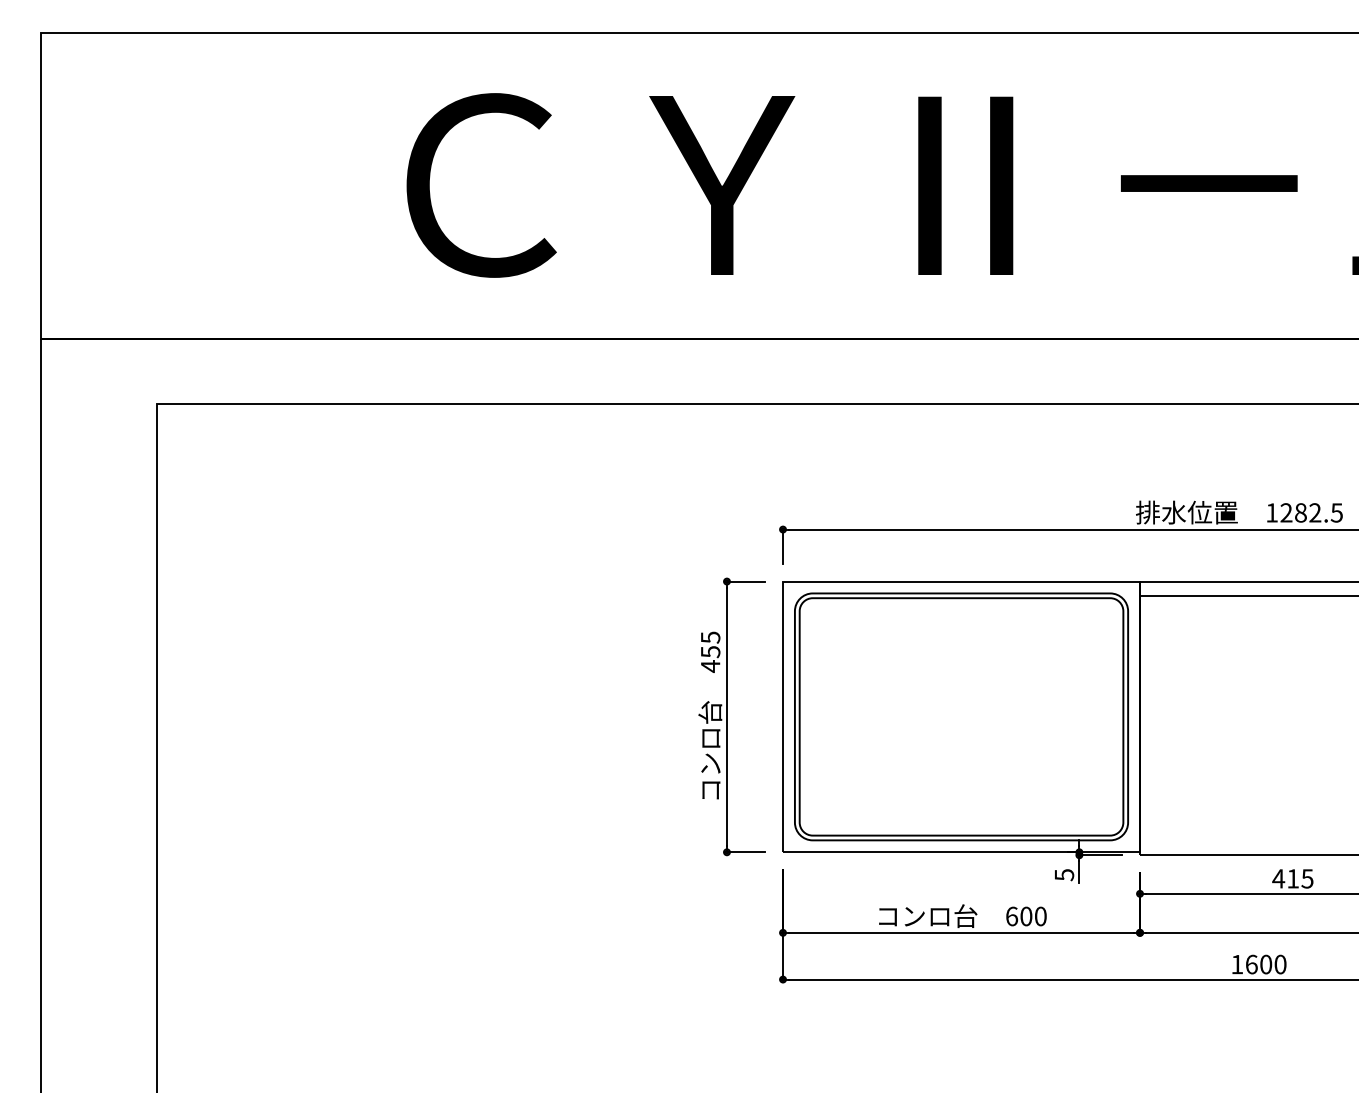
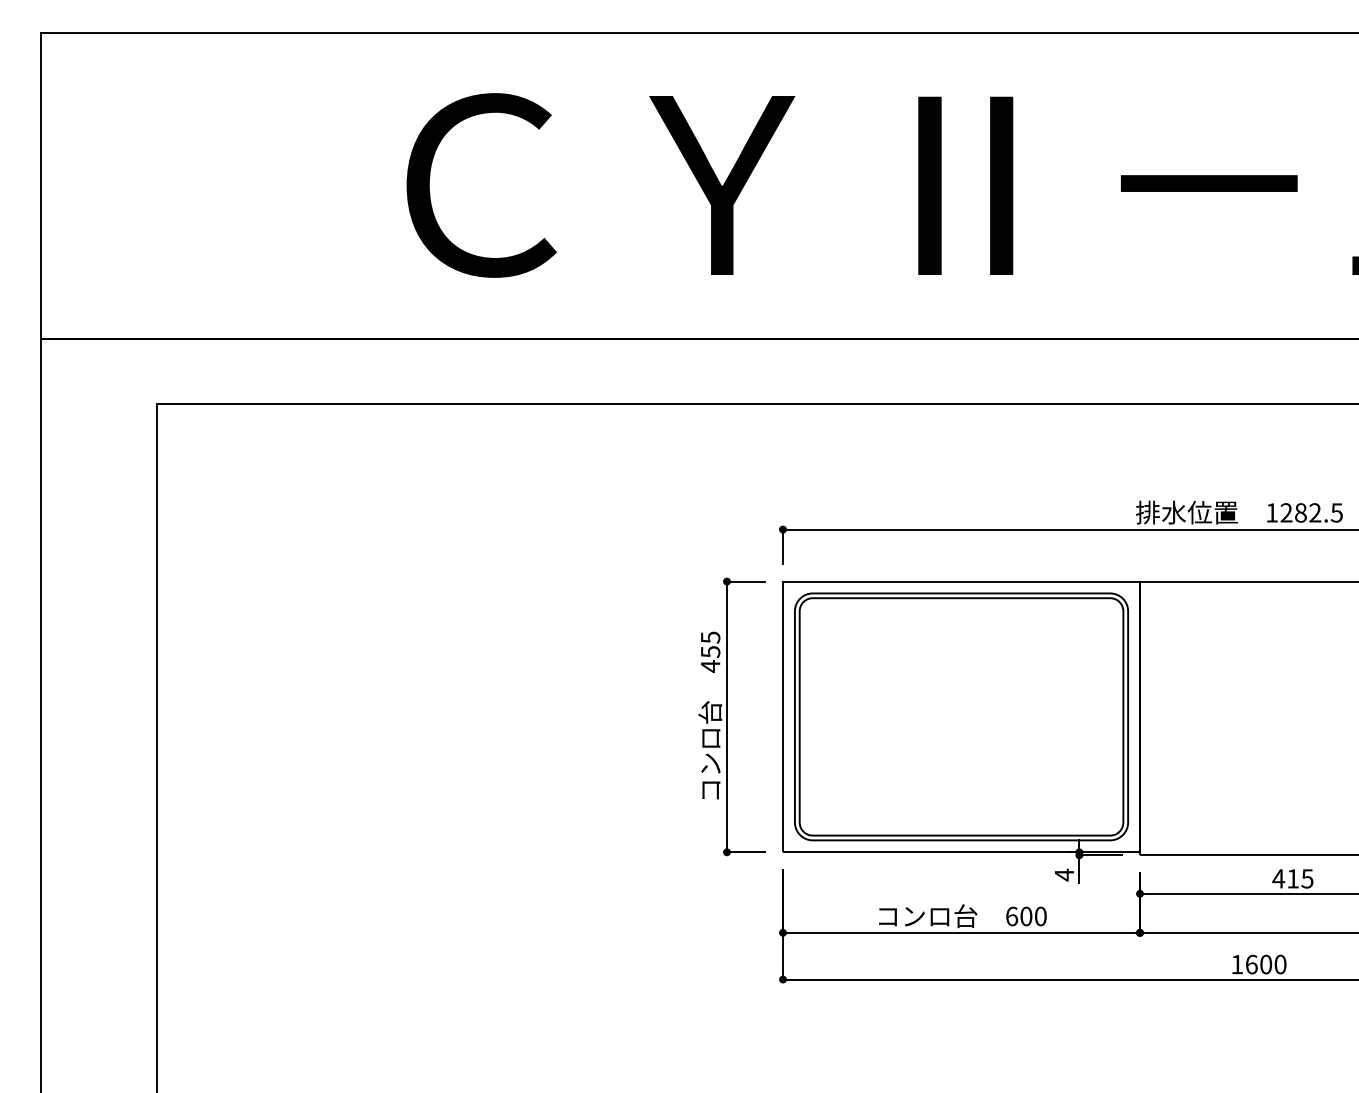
line: present -> none (1247, 596)
text: 5 -> 4 (1064, 874)
